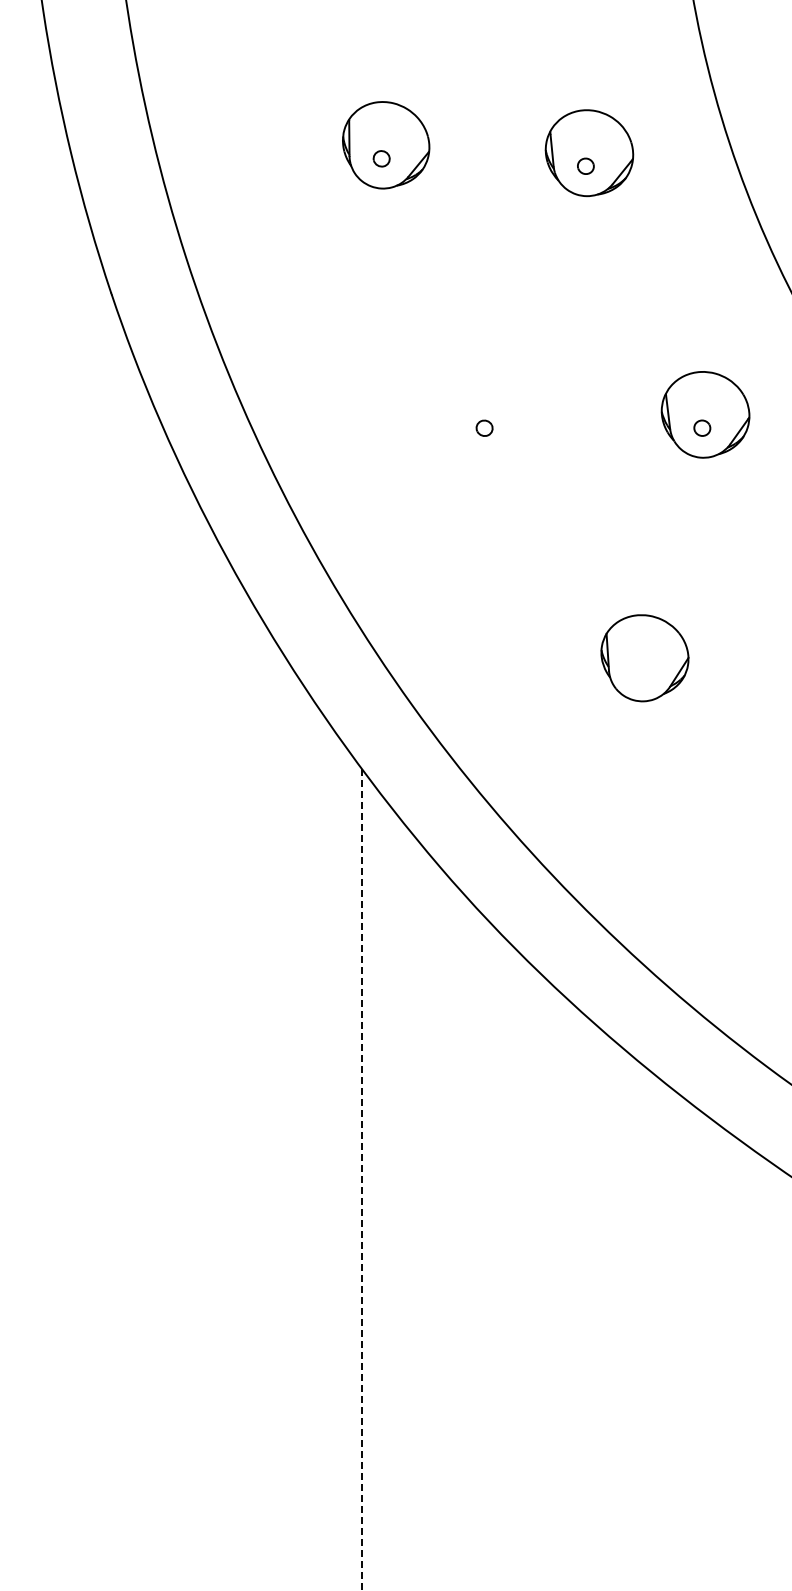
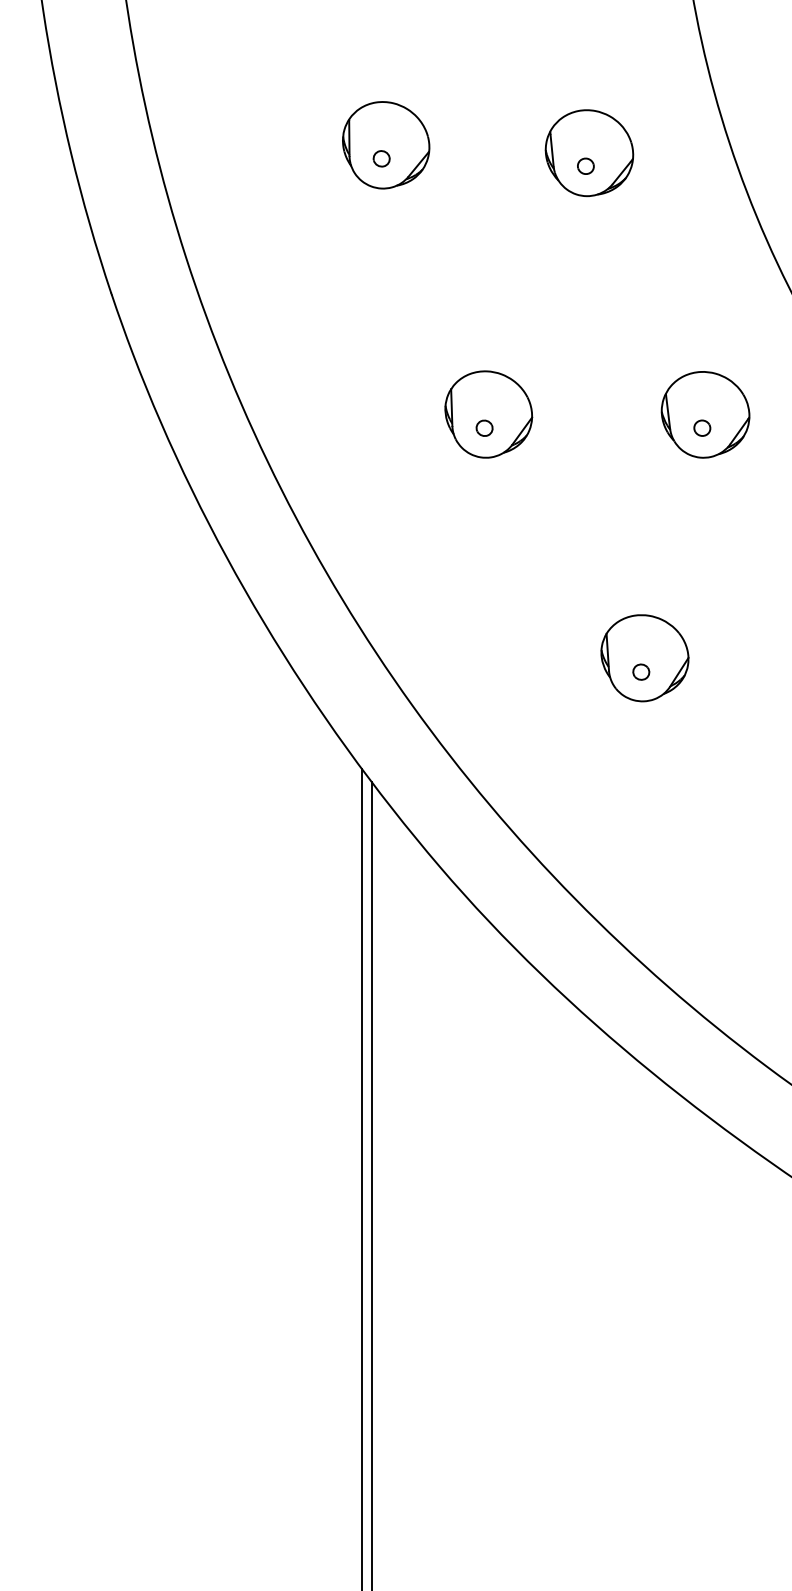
part: none -> present (488, 414)
part: none -> present (641, 671)
line: dashed -> solid (362, 1180)
line: none -> present (371, 1184)
